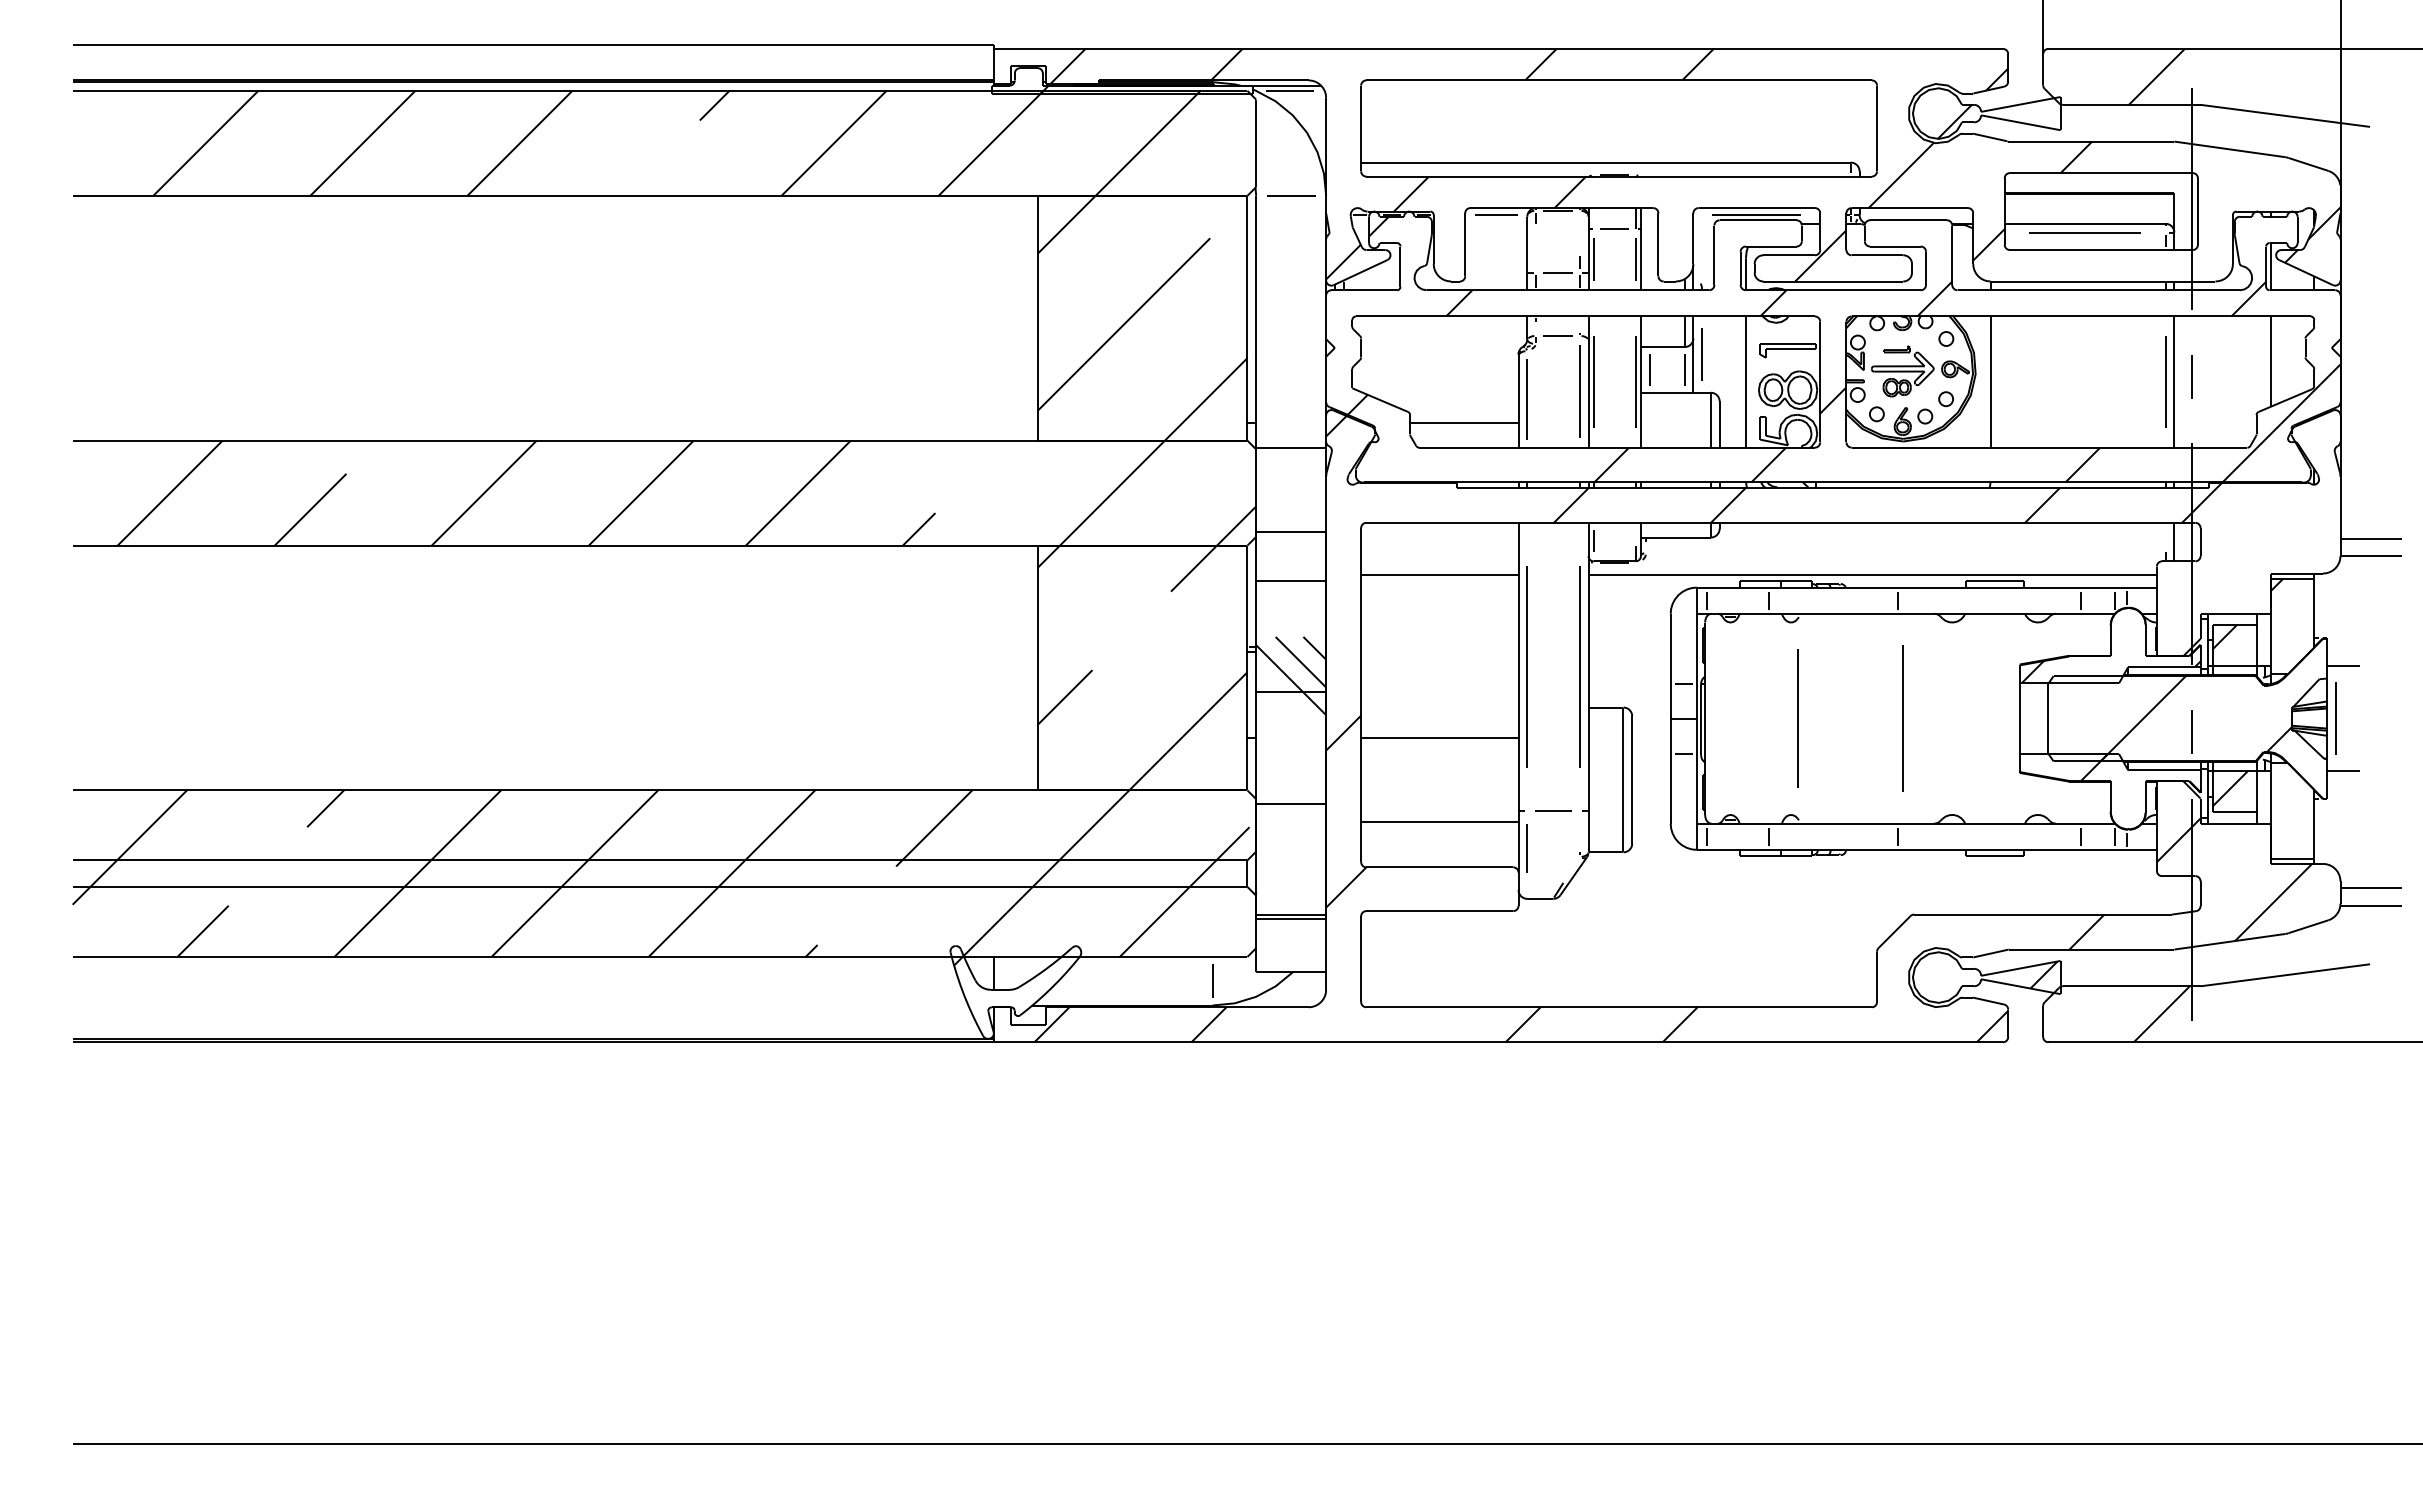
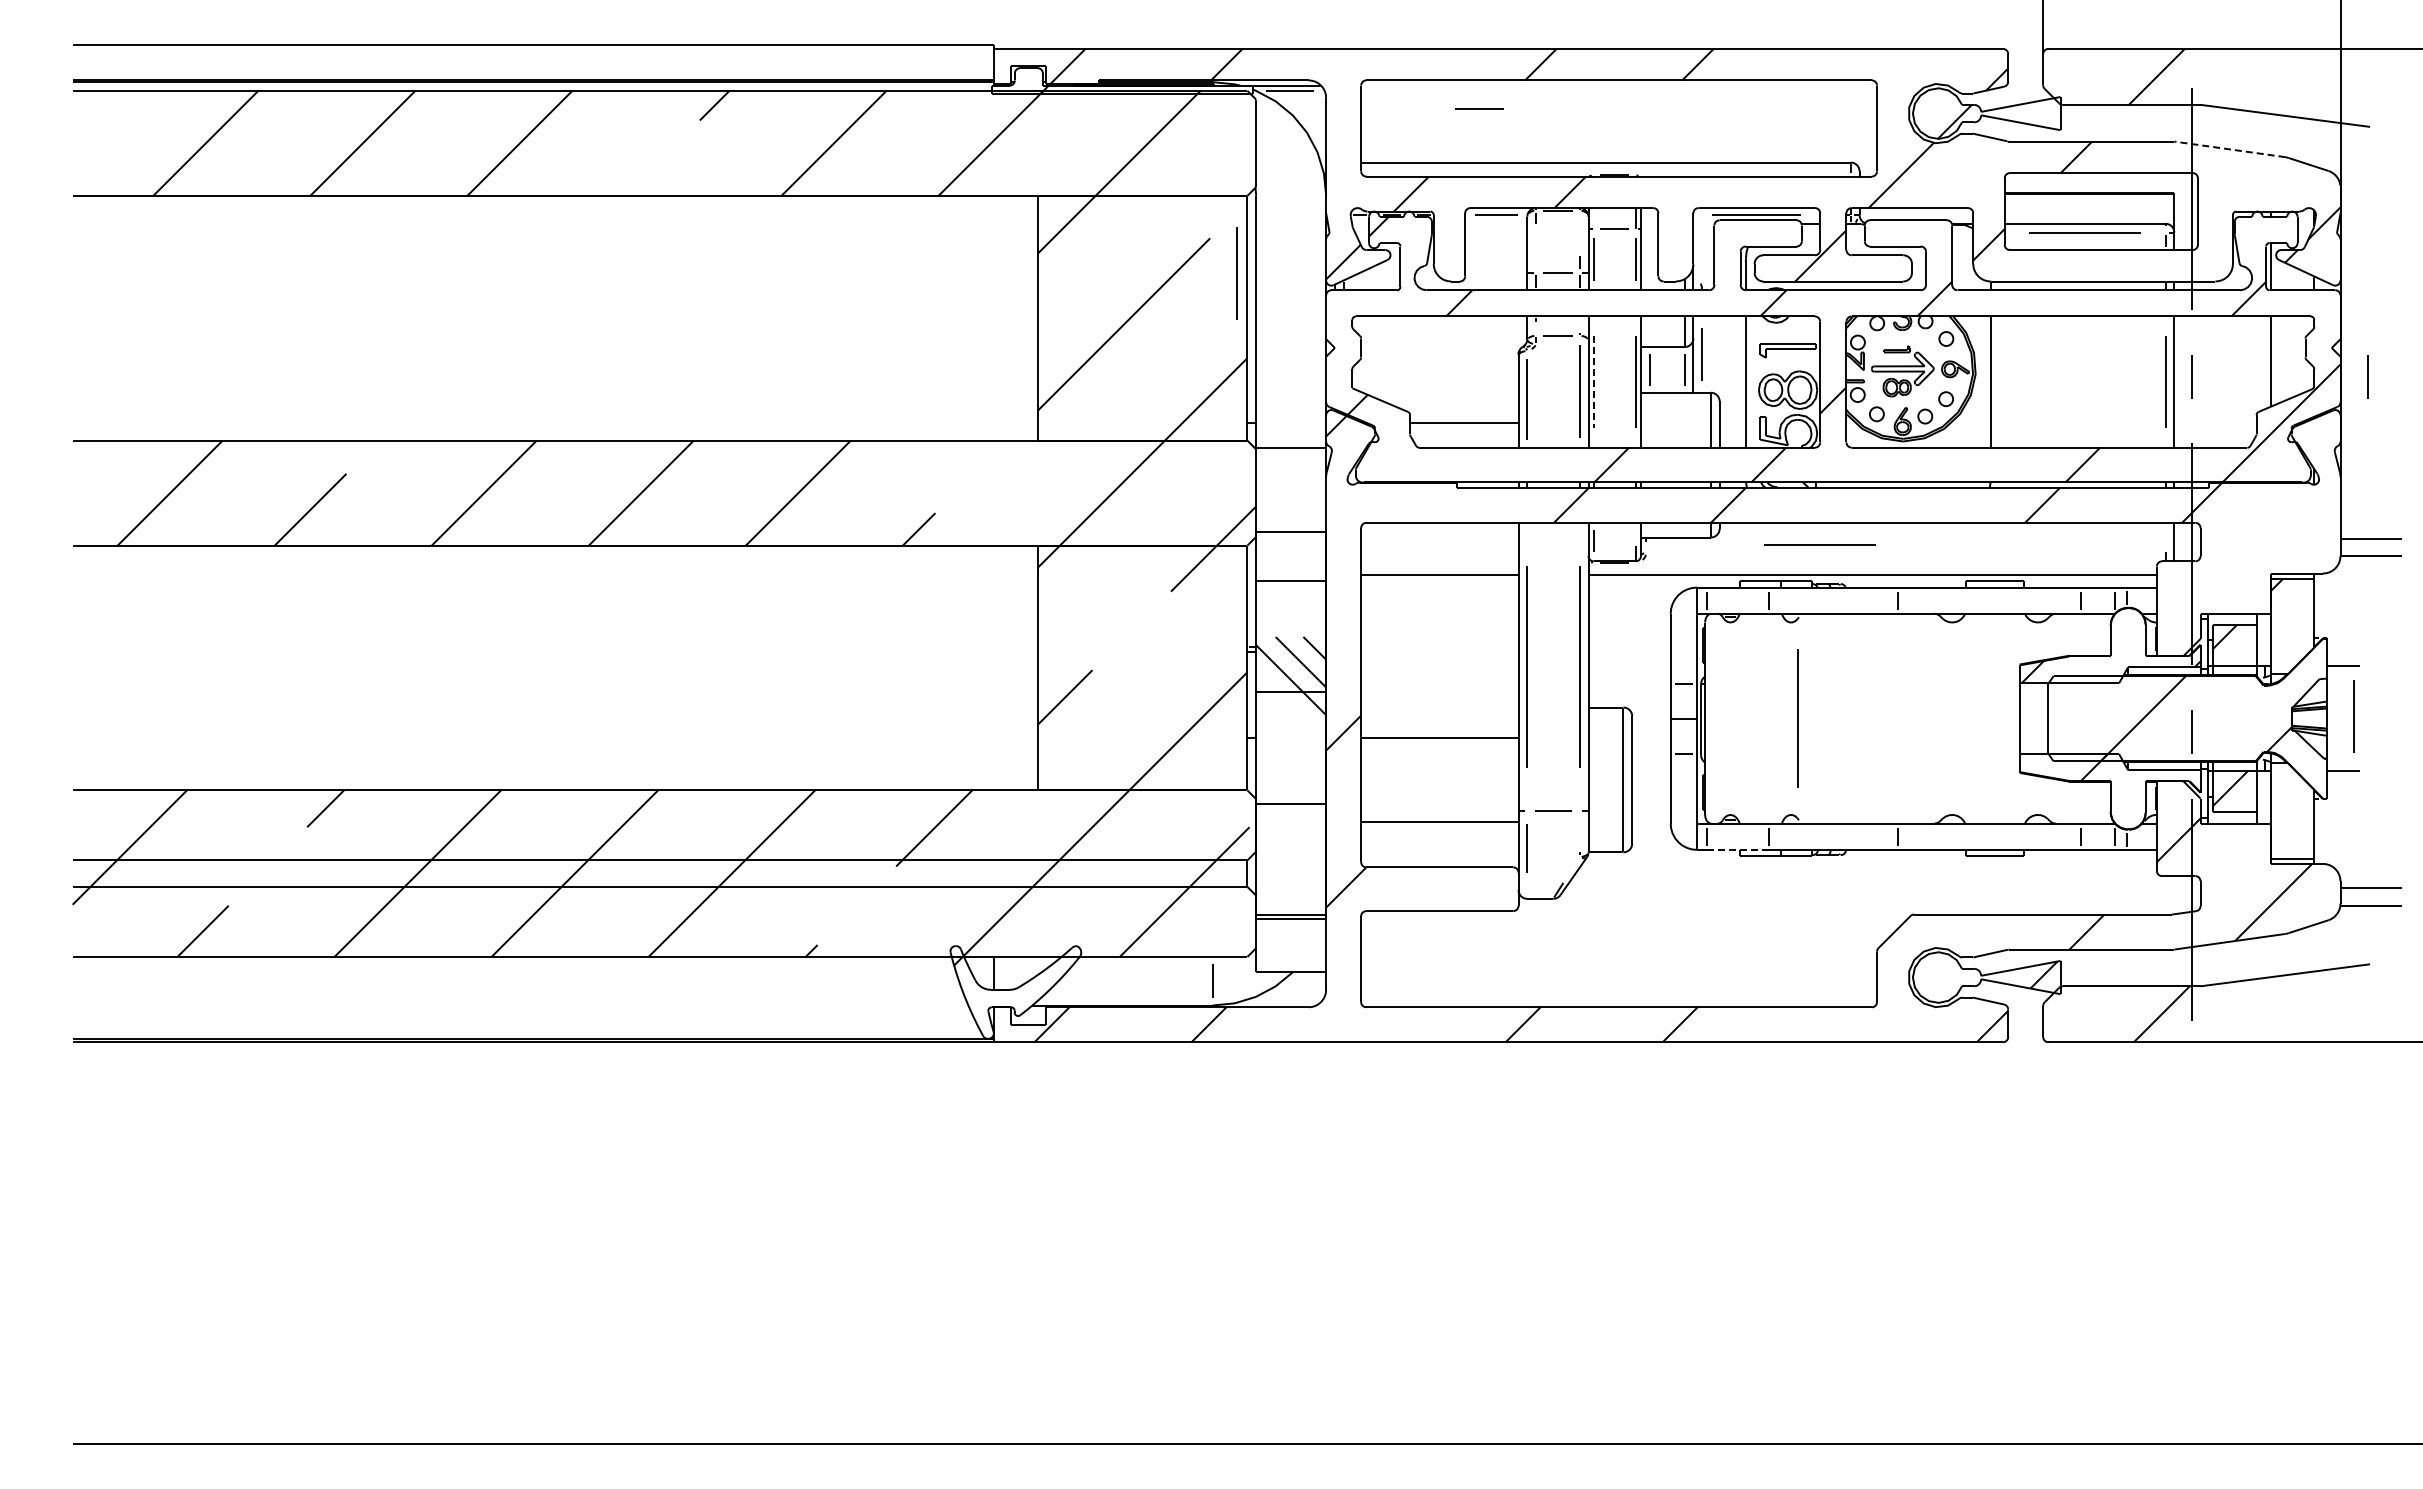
line: solid -> dashed (2229, 149)
line position: (1291, 195) -> (1479, 108) (1479, 108)
line: none -> present (1236, 273)
line: none -> present (2367, 376)
line: solid -> dashed (1593, 382)
line: none -> present (1819, 544)
line: present -> none (1902, 718)
line position: (2335, 718) -> (2353, 716) (2353, 716)
line: solid -> dashed (1737, 849)
